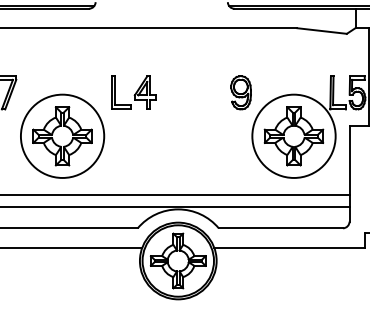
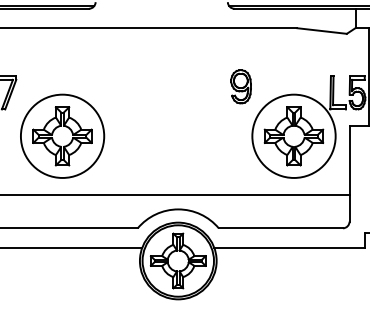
part: present -> none (133, 92)
part position: (240, 92) -> (240, 86) (240, 86)
line: present -> none (175, 207)
